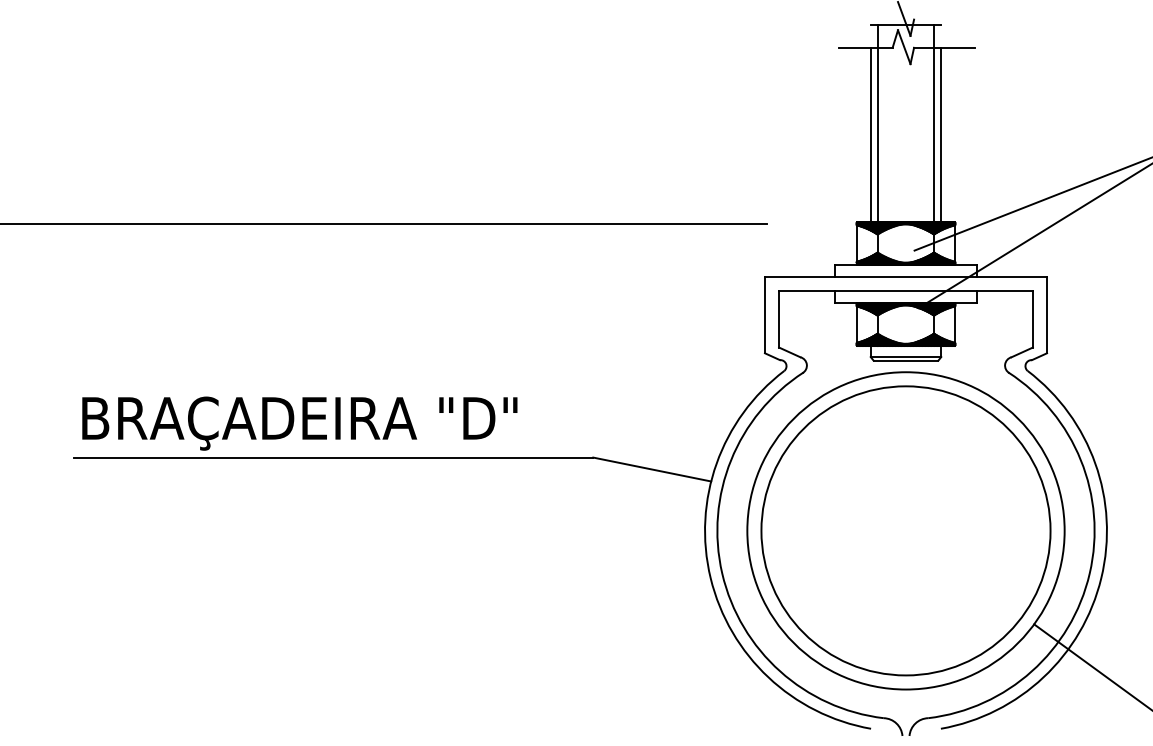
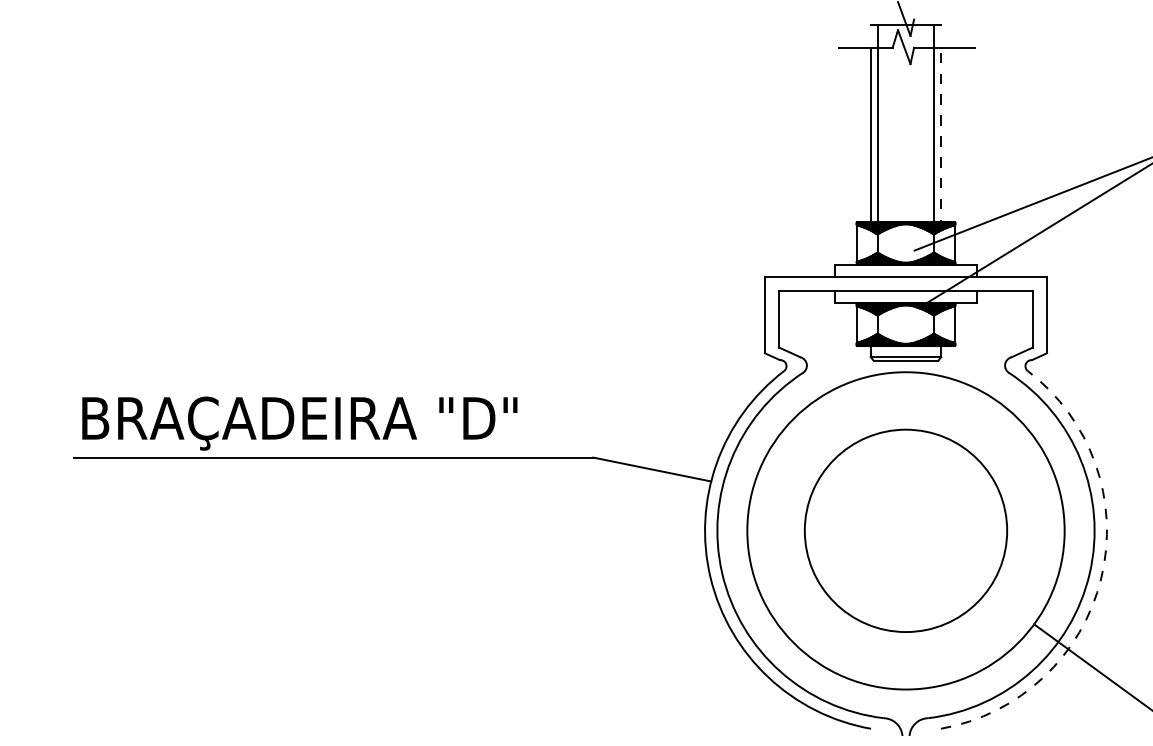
line: solid -> dashed (941, 138)
line: present -> none (384, 223)
circle diameter: 289 px -> 202 px (905, 530)
arc: solid -> dashed (1101, 578)
